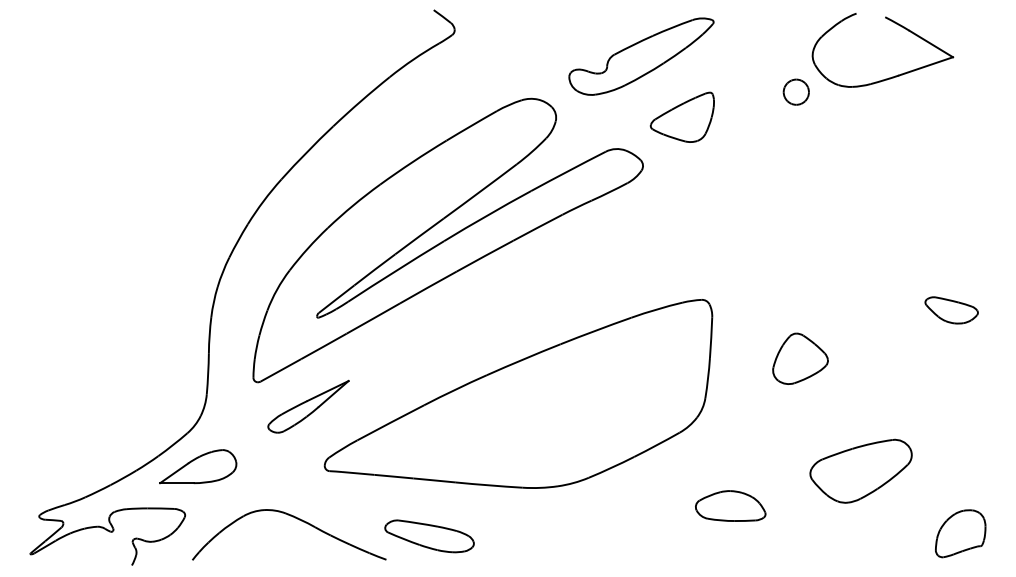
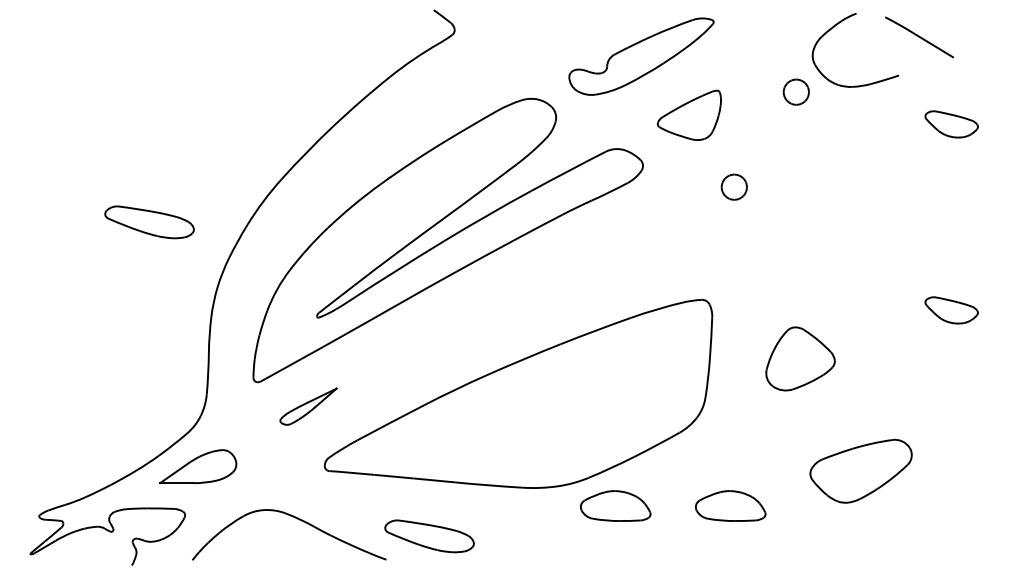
line: present -> none (925, 66)
part position: (681, 116) -> (688, 114) (688, 114)
part: none -> present (951, 124)
part: none -> present (733, 186)
part: none -> present (149, 222)
part size: 57x53 px -> 71x66 px (800, 358)
part size: 83x55 px -> 59x39 px (308, 406)
part: none -> present (615, 505)
part: present -> none (960, 533)
